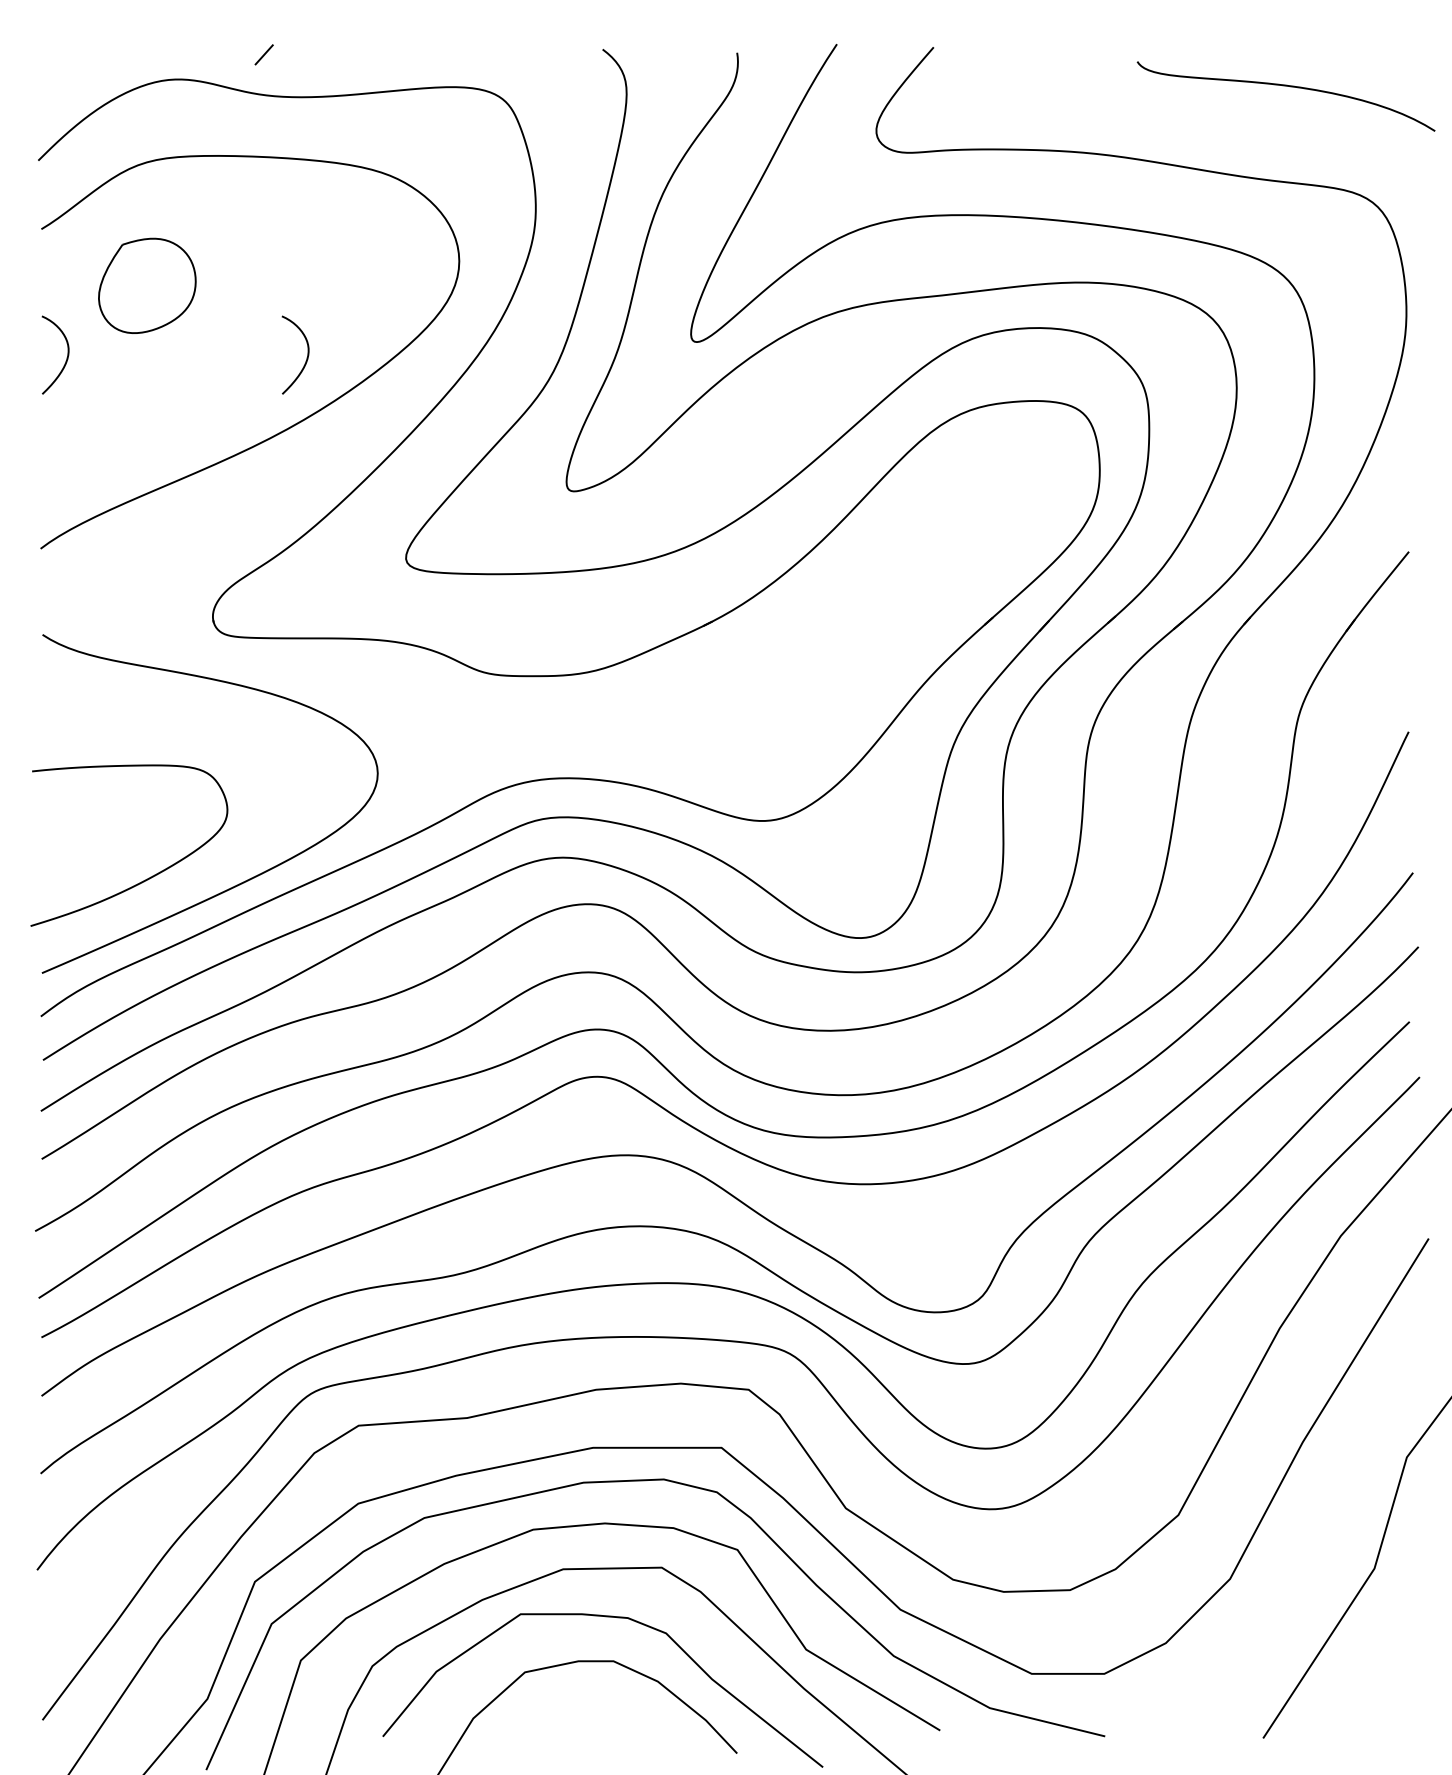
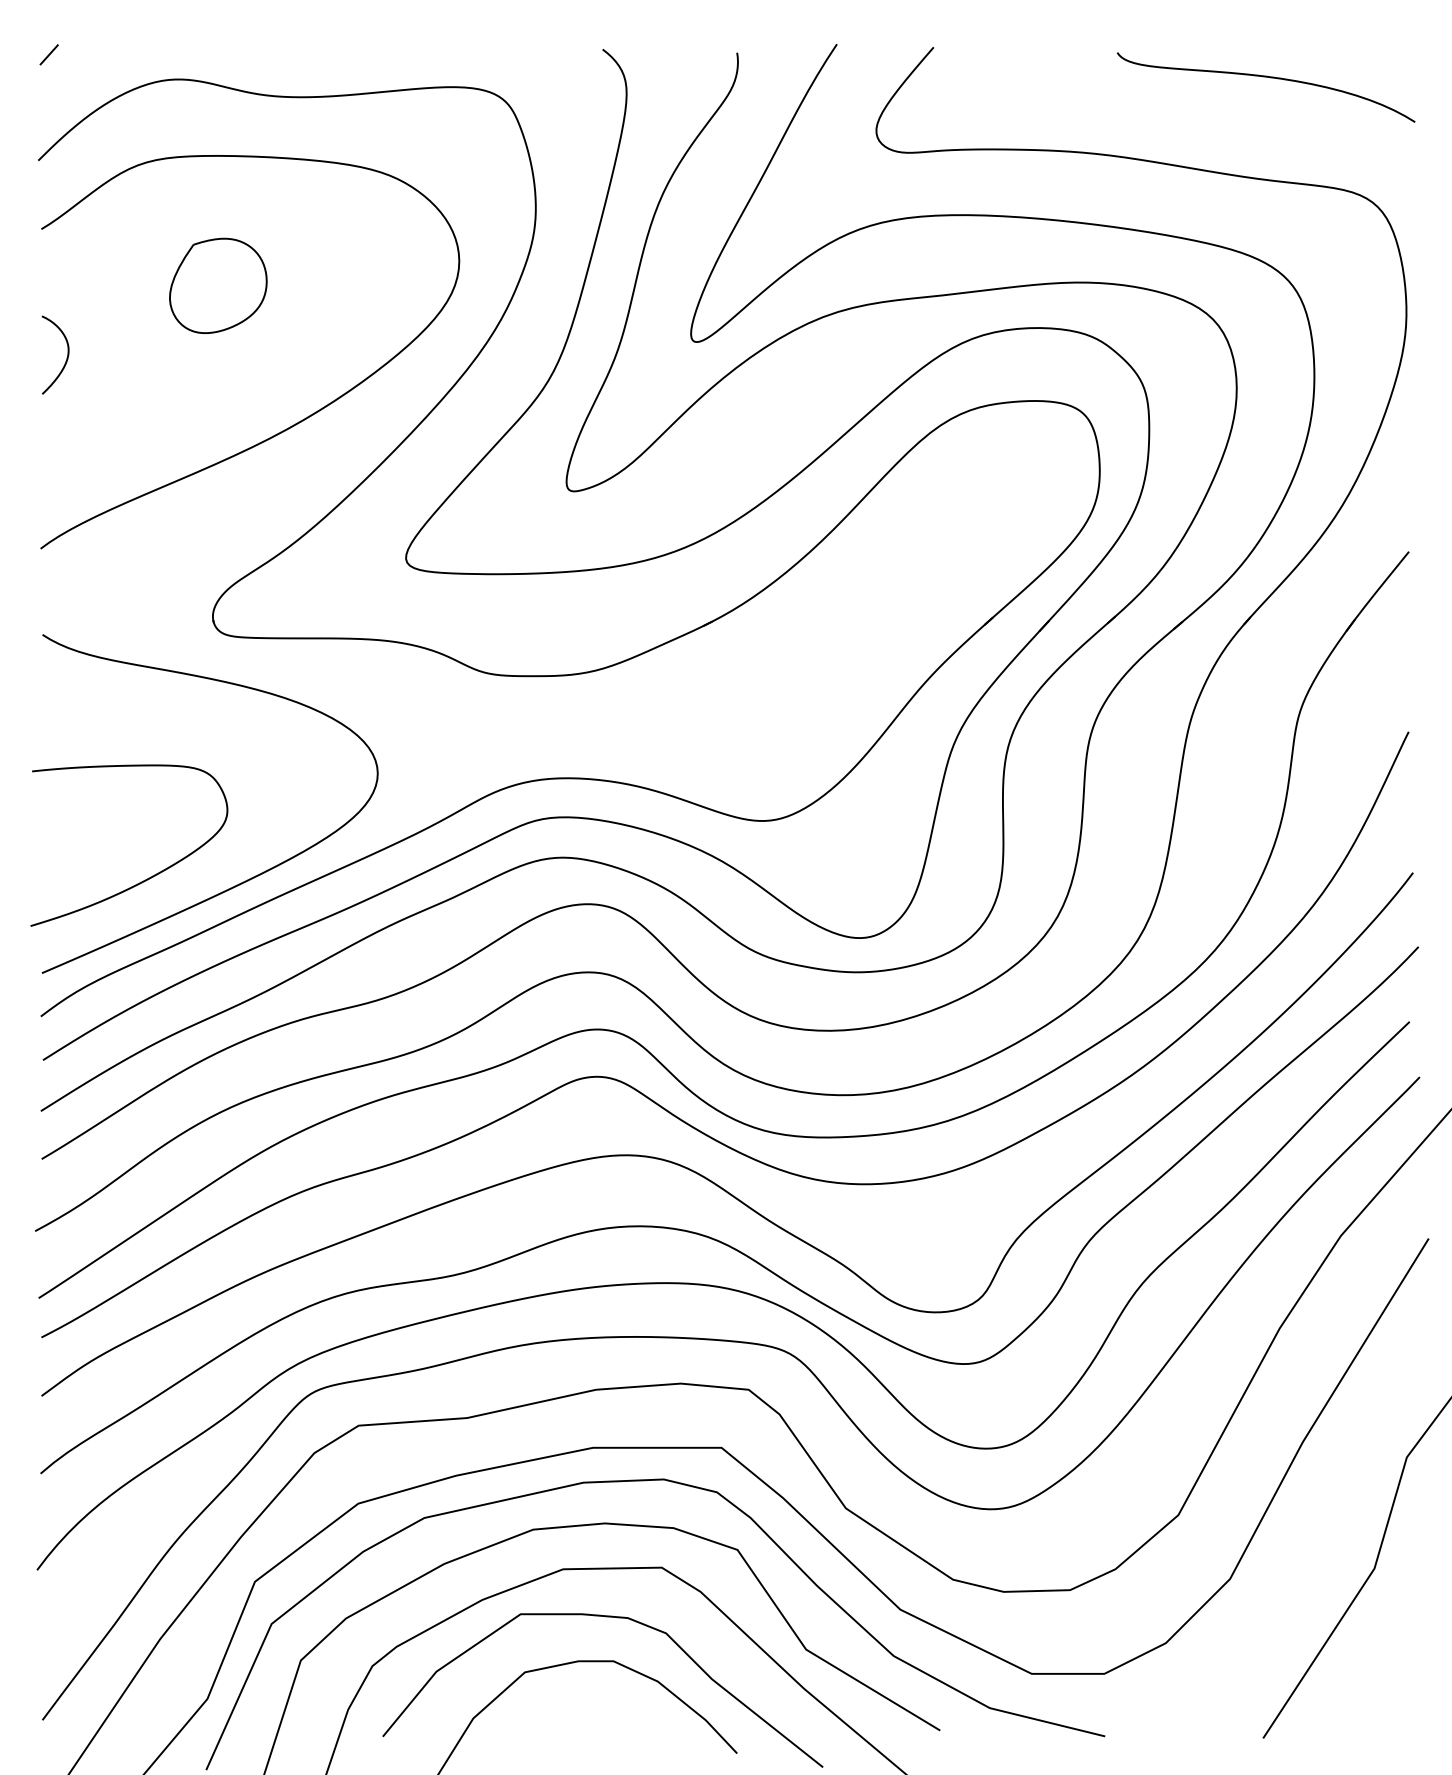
line position: (263, 54) -> (48, 54) (48, 54)
curve position: (1285, 86) -> (1265, 77) (1265, 77)
part position: (147, 285) -> (218, 285) (218, 285)
curve: present -> none (306, 357)
